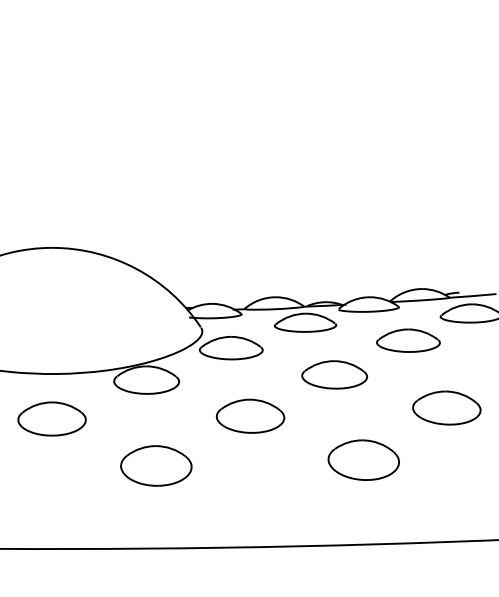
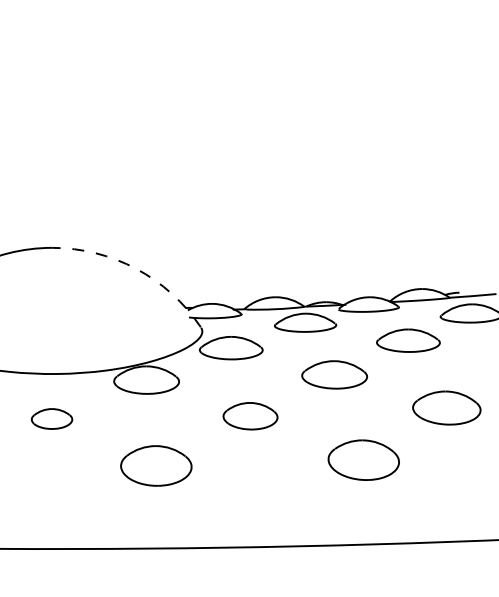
arc: solid -> dashed (136, 268)
part size: 71x36 px -> 57x29 px (250, 416)
part size: 70x36 px -> 43x22 px (52, 418)
